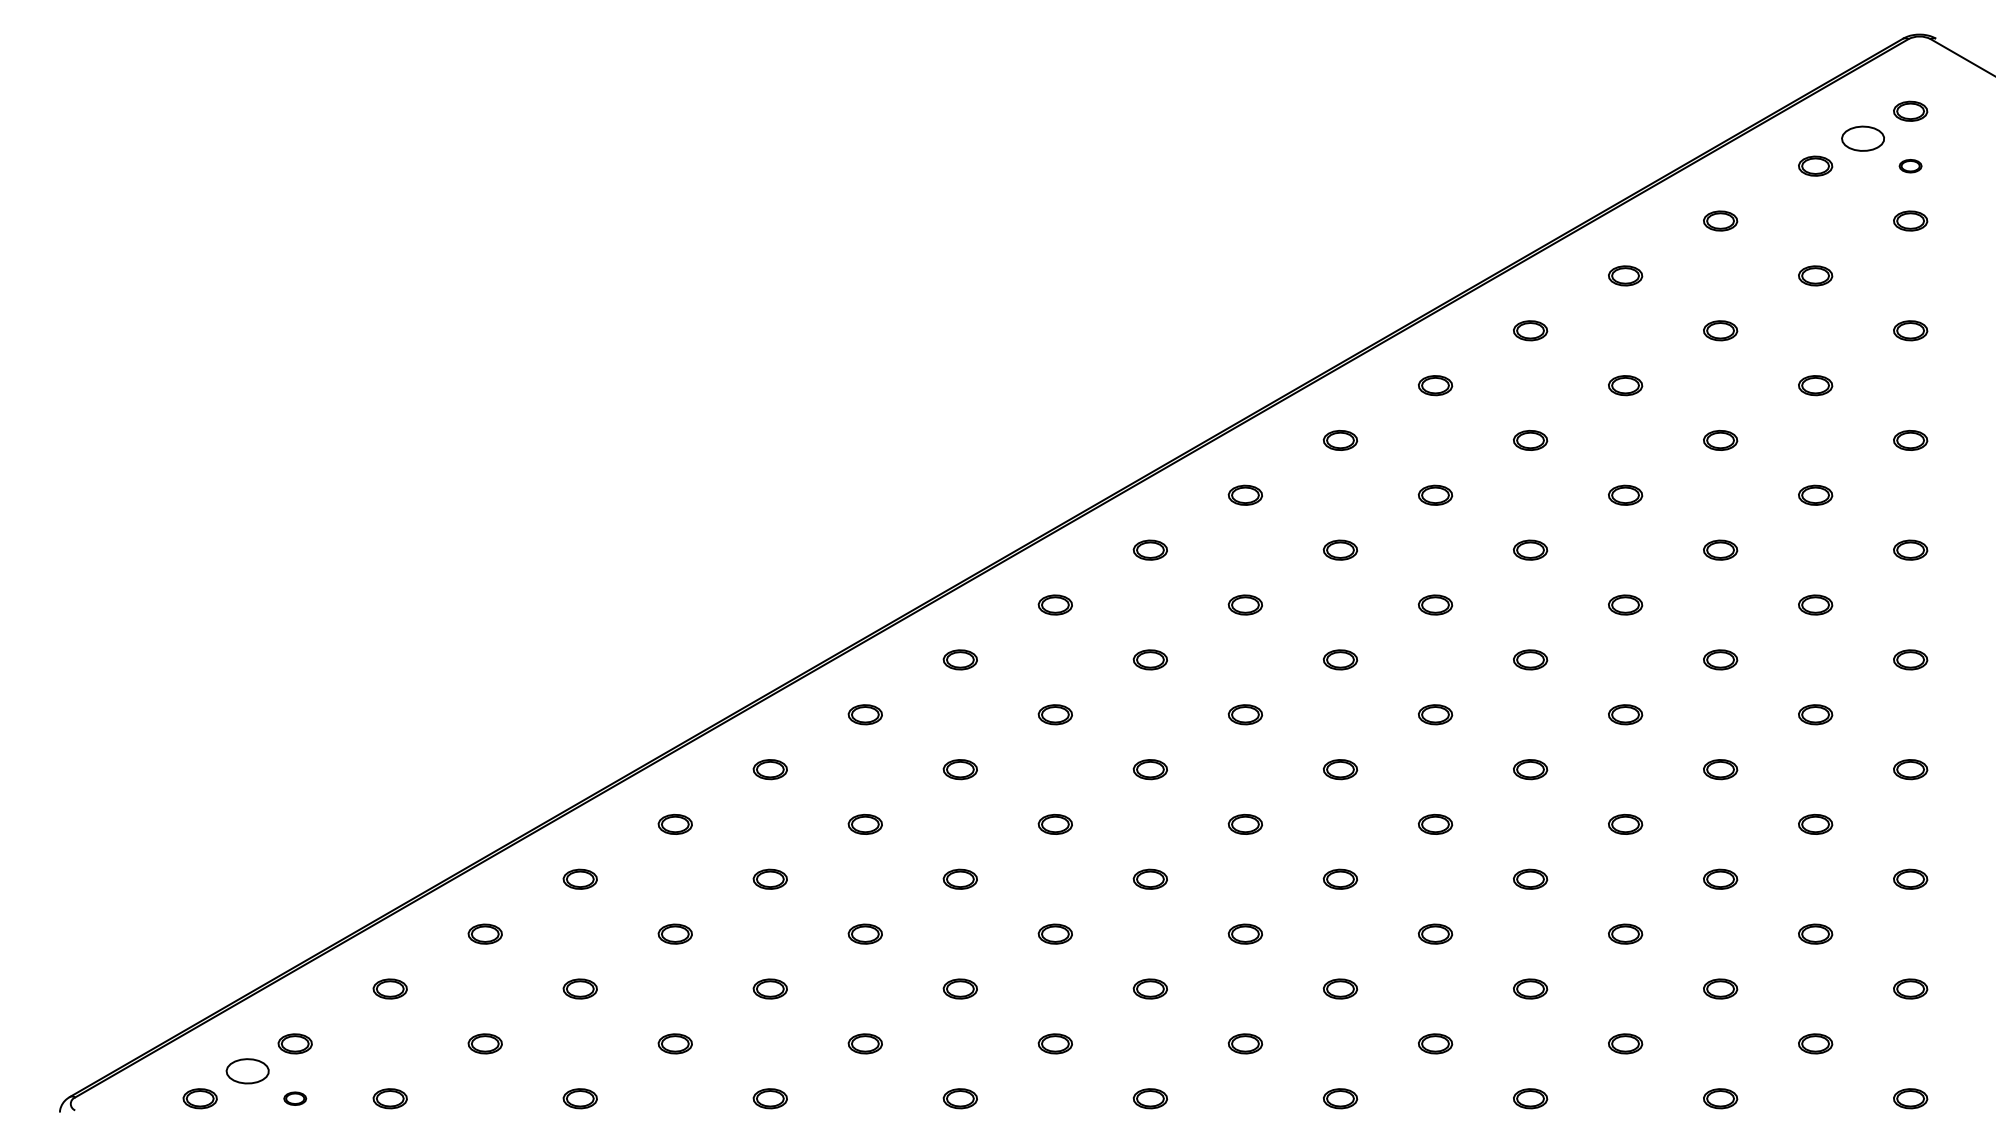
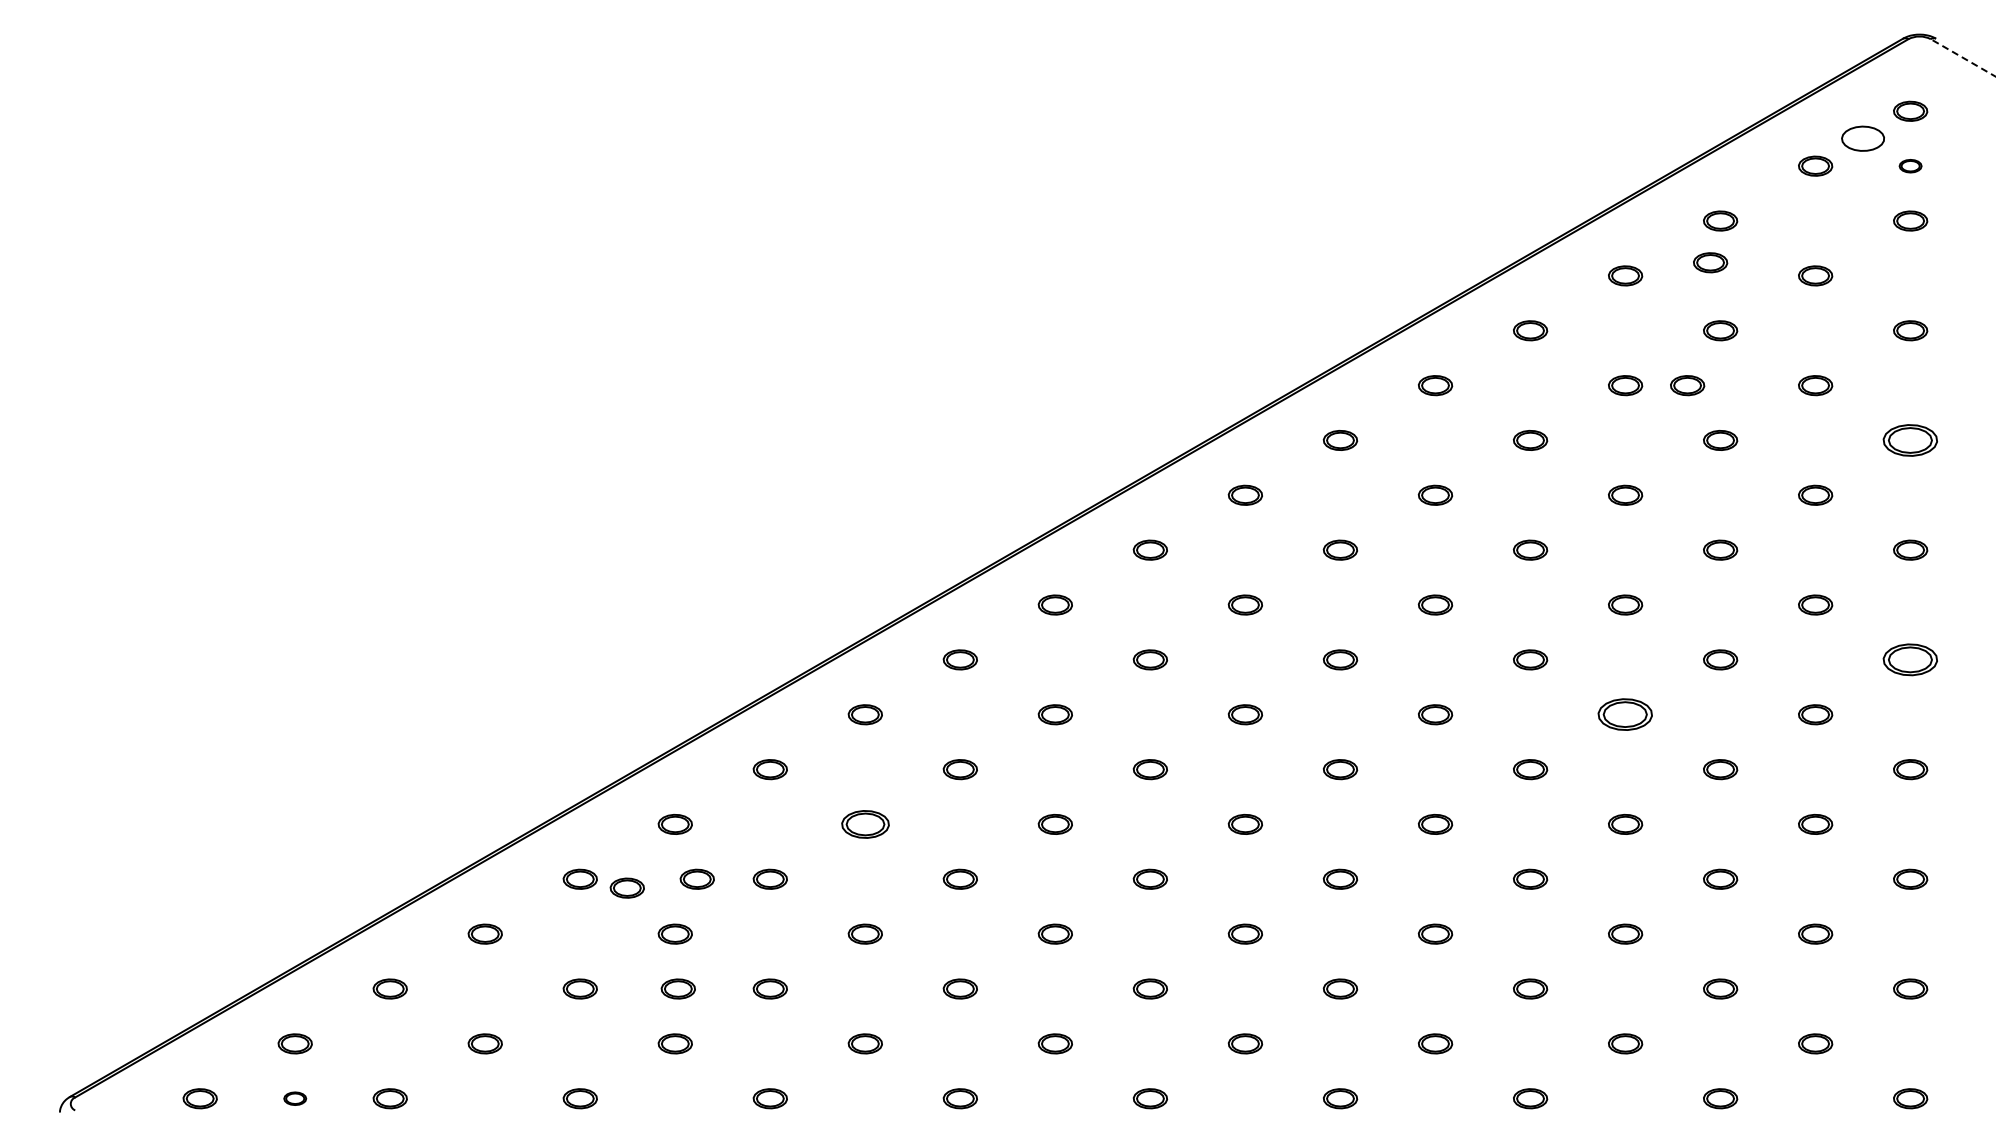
line: solid -> dashed (1962, 57)
part: none -> present (1710, 262)
part: none -> present (1687, 385)
part size: 36x21 px -> 56x33 px (1909, 440)
part size: 36x22 px -> 56x34 px (1909, 659)
part size: 36x22 px -> 56x33 px (1624, 714)
part size: 36x21 px -> 49x29 px (865, 824)
part: none -> present (696, 878)
part: none -> present (626, 887)
part: none -> present (677, 988)
part: present -> none (247, 1071)
